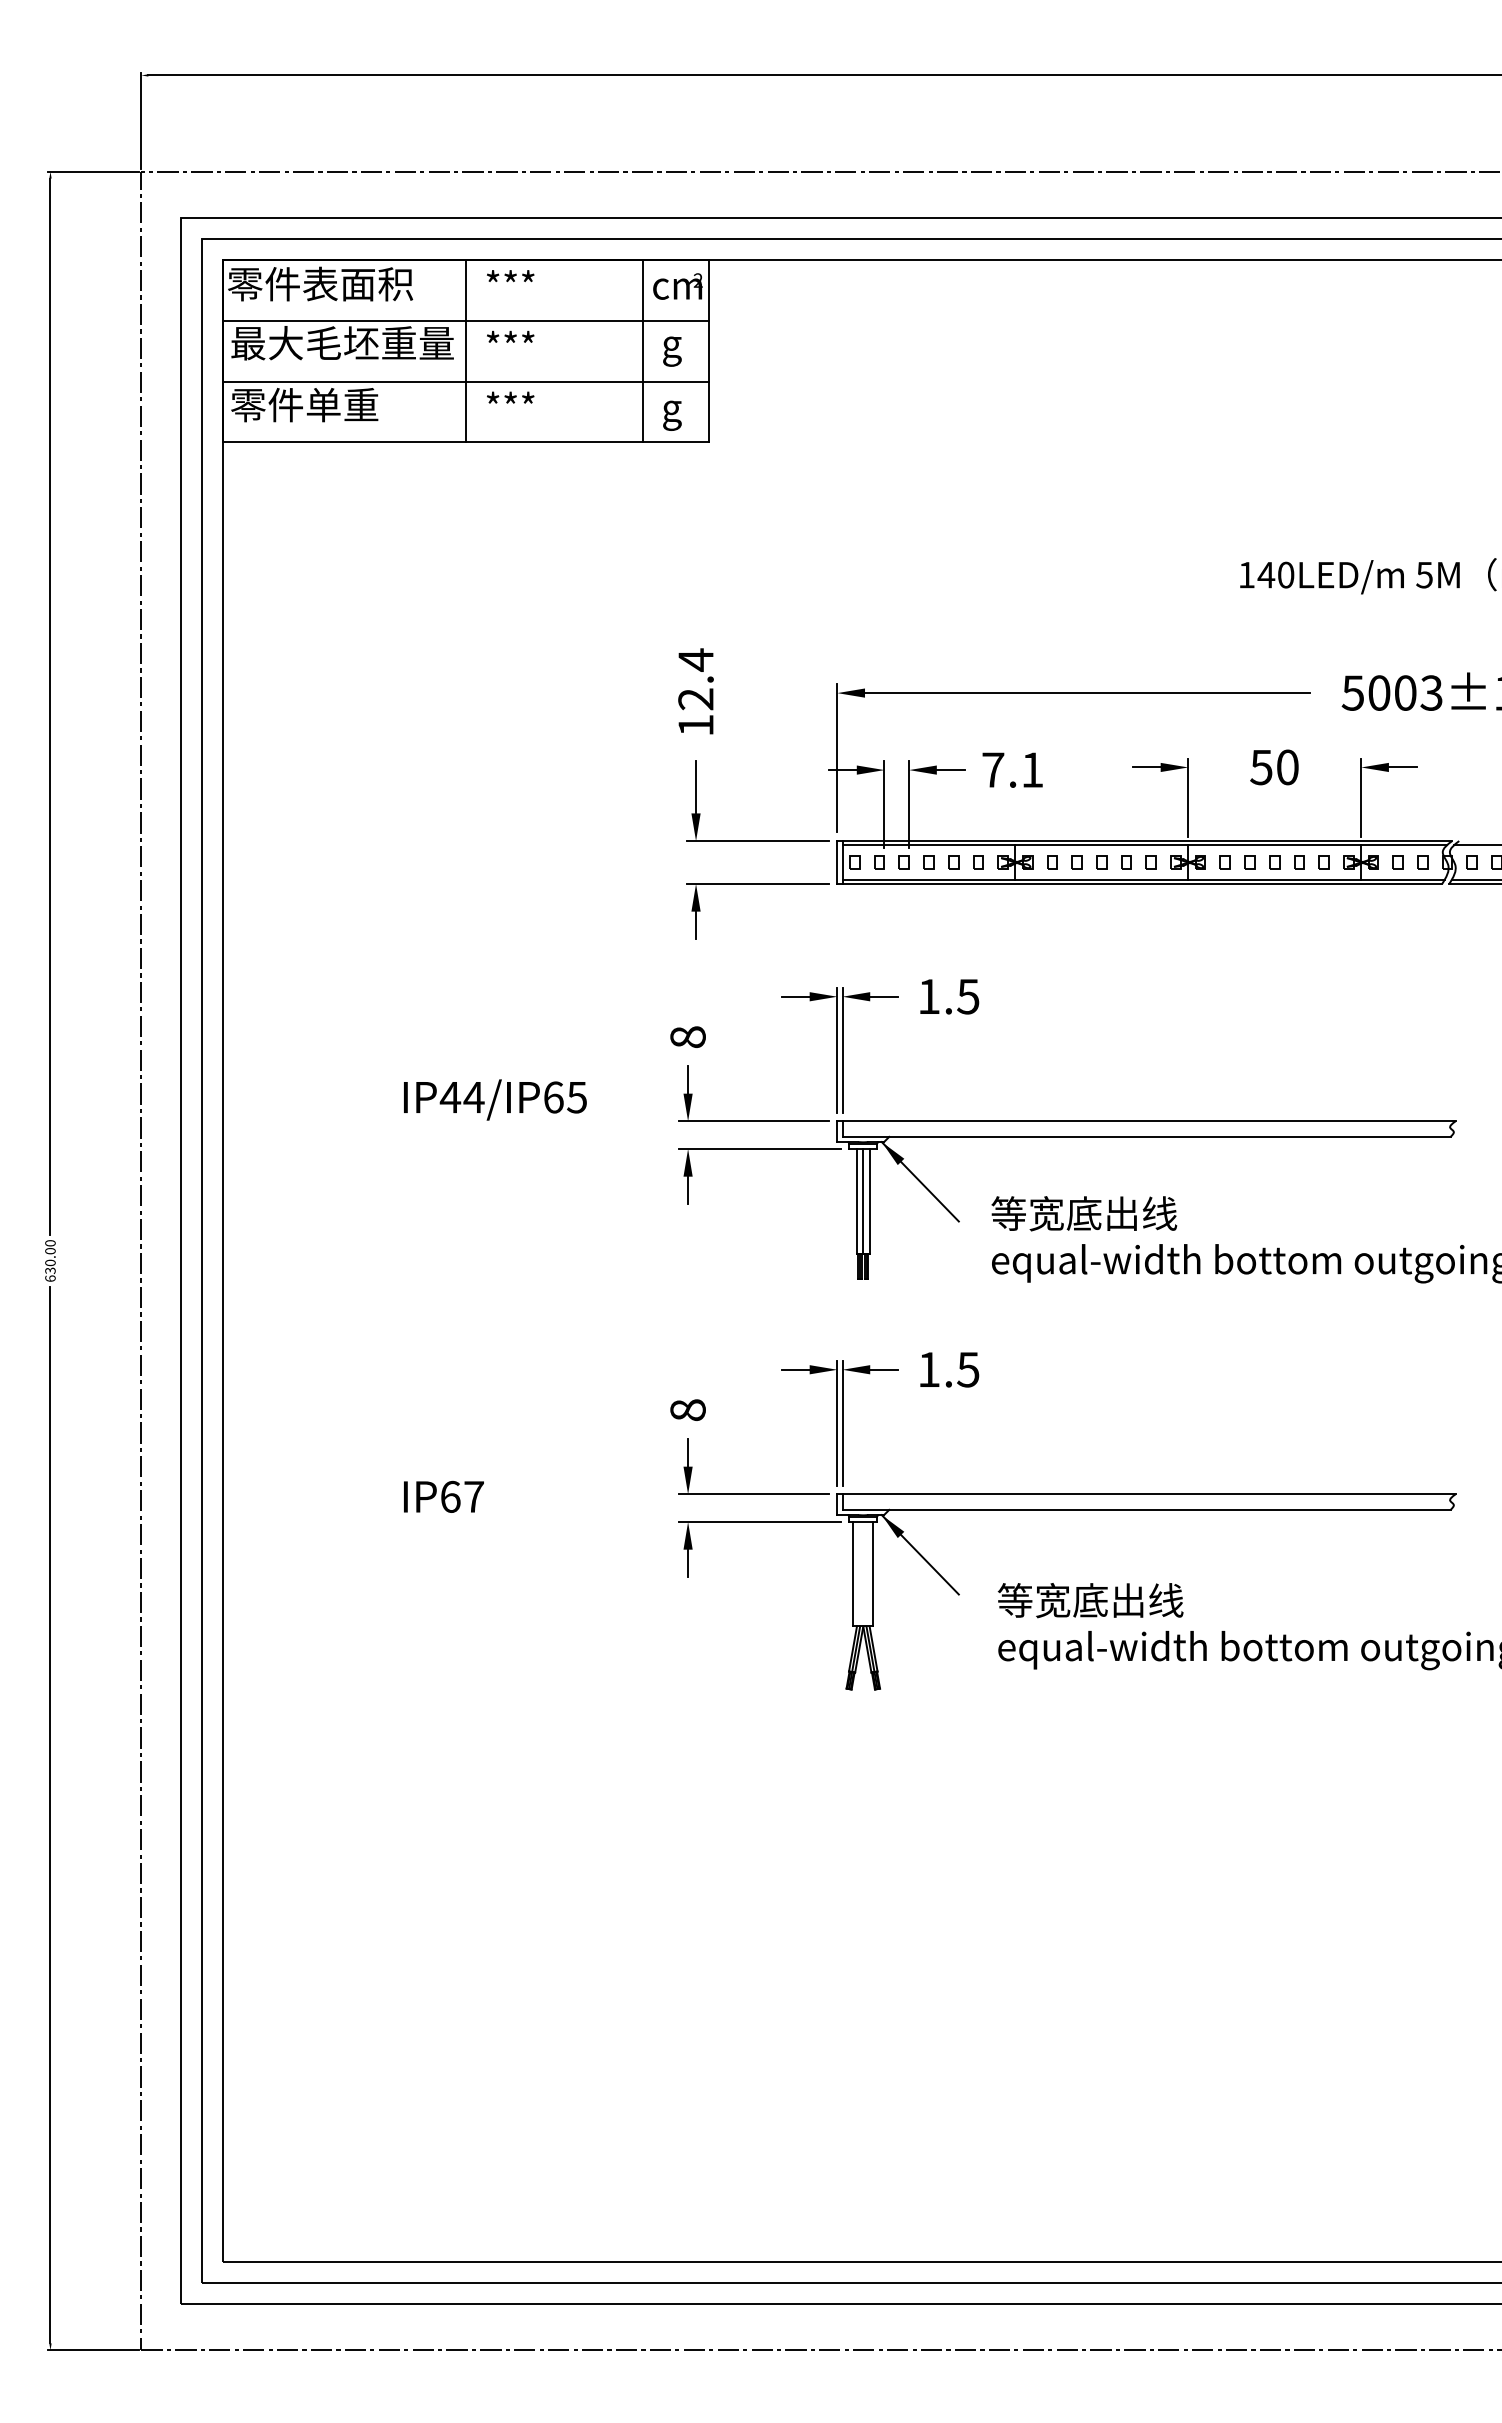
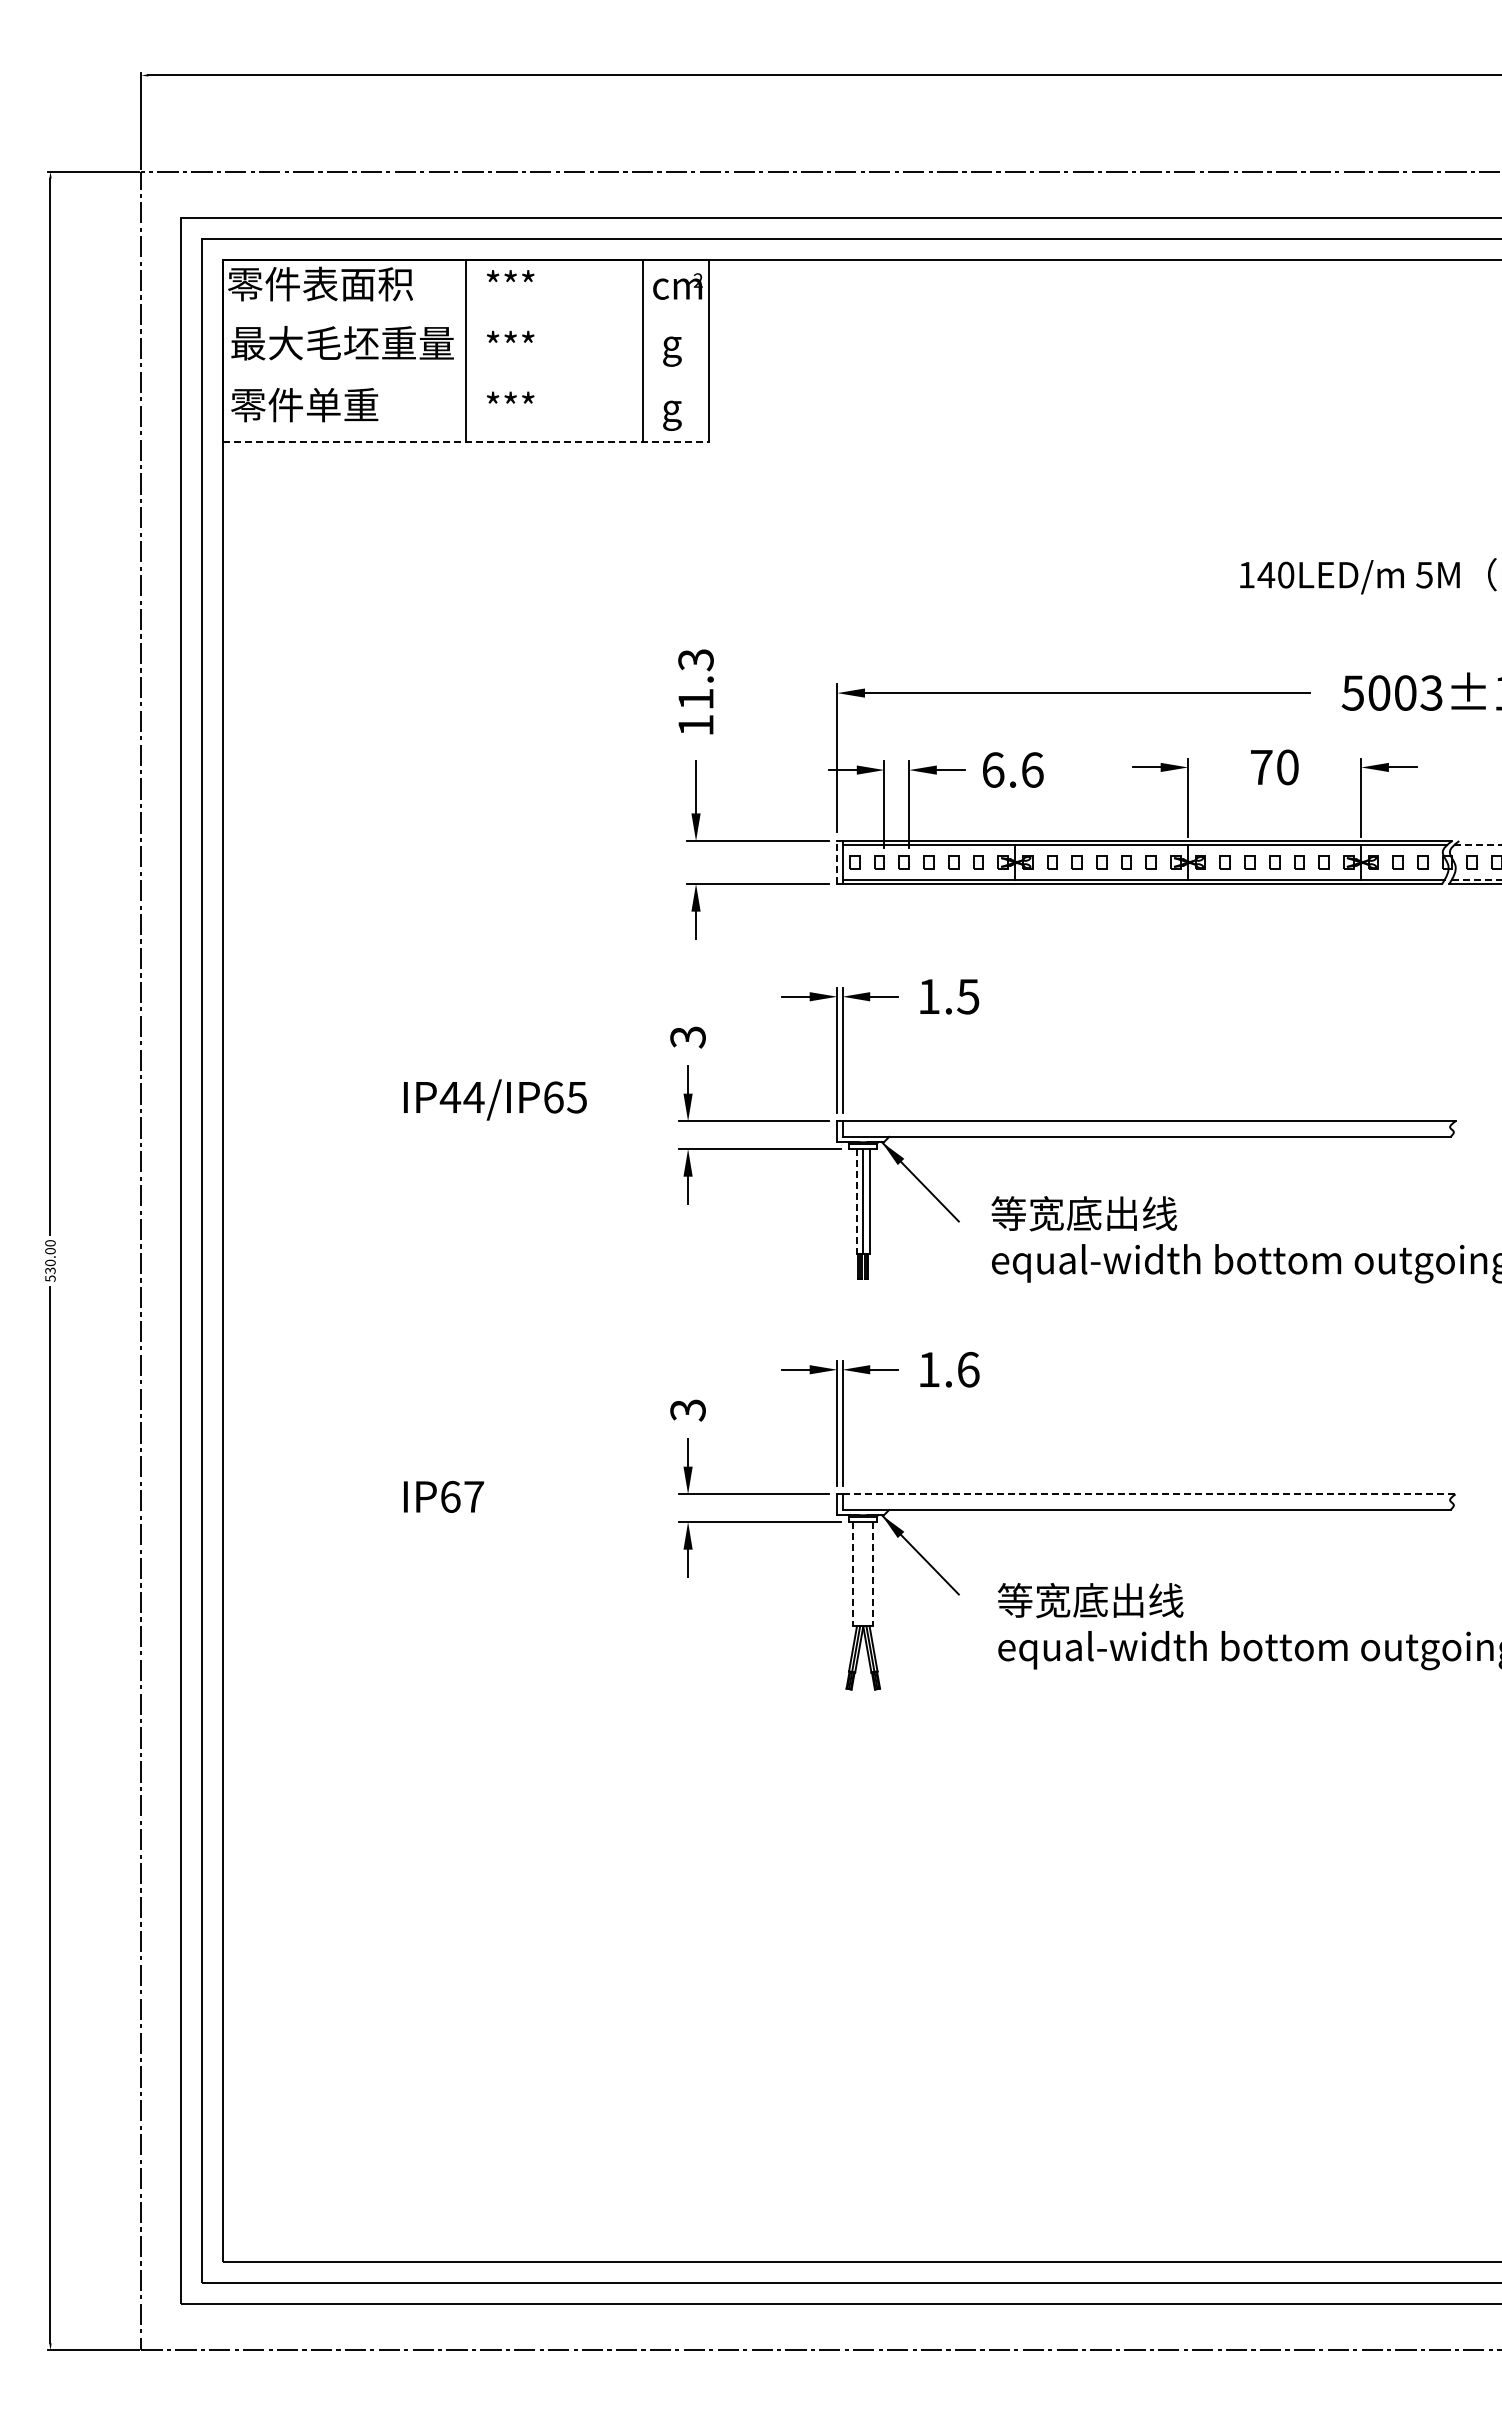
line: present -> none (465, 320)
line: present -> none (465, 381)
line: solid -> dashed (466, 442)
text: 12.4 -> 11.3 (695, 679)
text: 50 -> 70 (1261, 767)
text: 7.1 -> 6.6 (1012, 769)
line: solid -> dashed (1478, 845)
line: solid -> dashed (837, 862)
line: solid -> dashed (1476, 879)
text: 8 -> 3 (687, 1037)
line: solid -> dashed (856, 1202)
text: 630.00 -> 530.00 (50, 1278)
text: 1.5 -> 1.6 (968, 1369)
text: 8 -> 3 (687, 1410)
line: solid -> dashed (1149, 1494)
line: solid -> dashed (853, 1574)
line: solid -> dashed (873, 1574)
